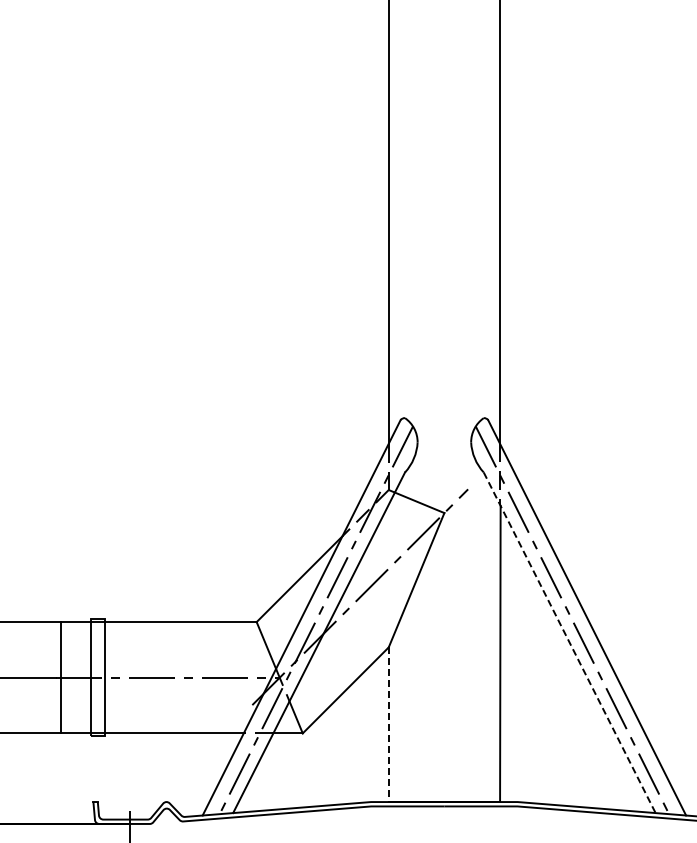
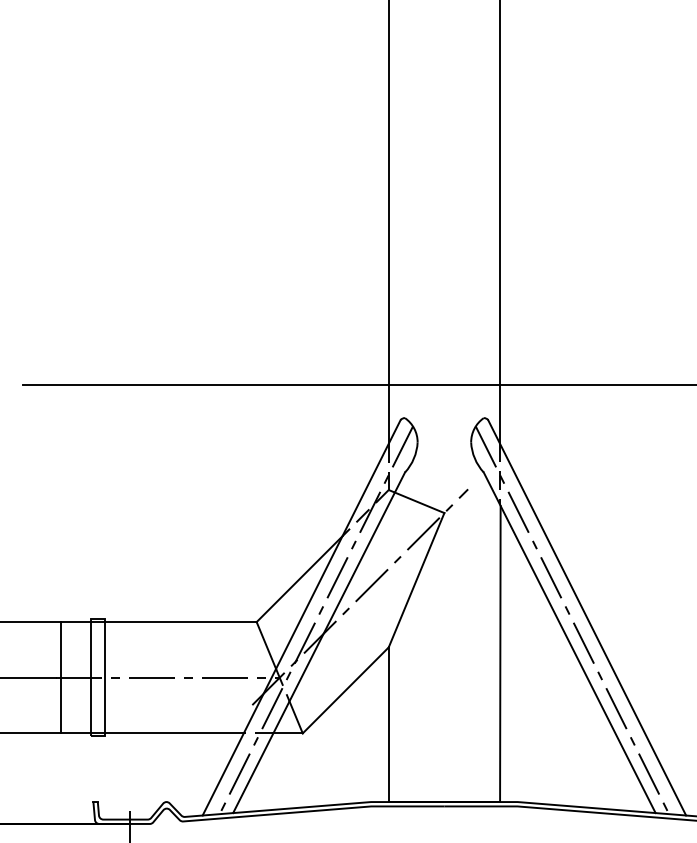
line: none -> present (358, 385)
line: dashed -> solid (569, 642)
line: dashed -> solid (388, 725)
